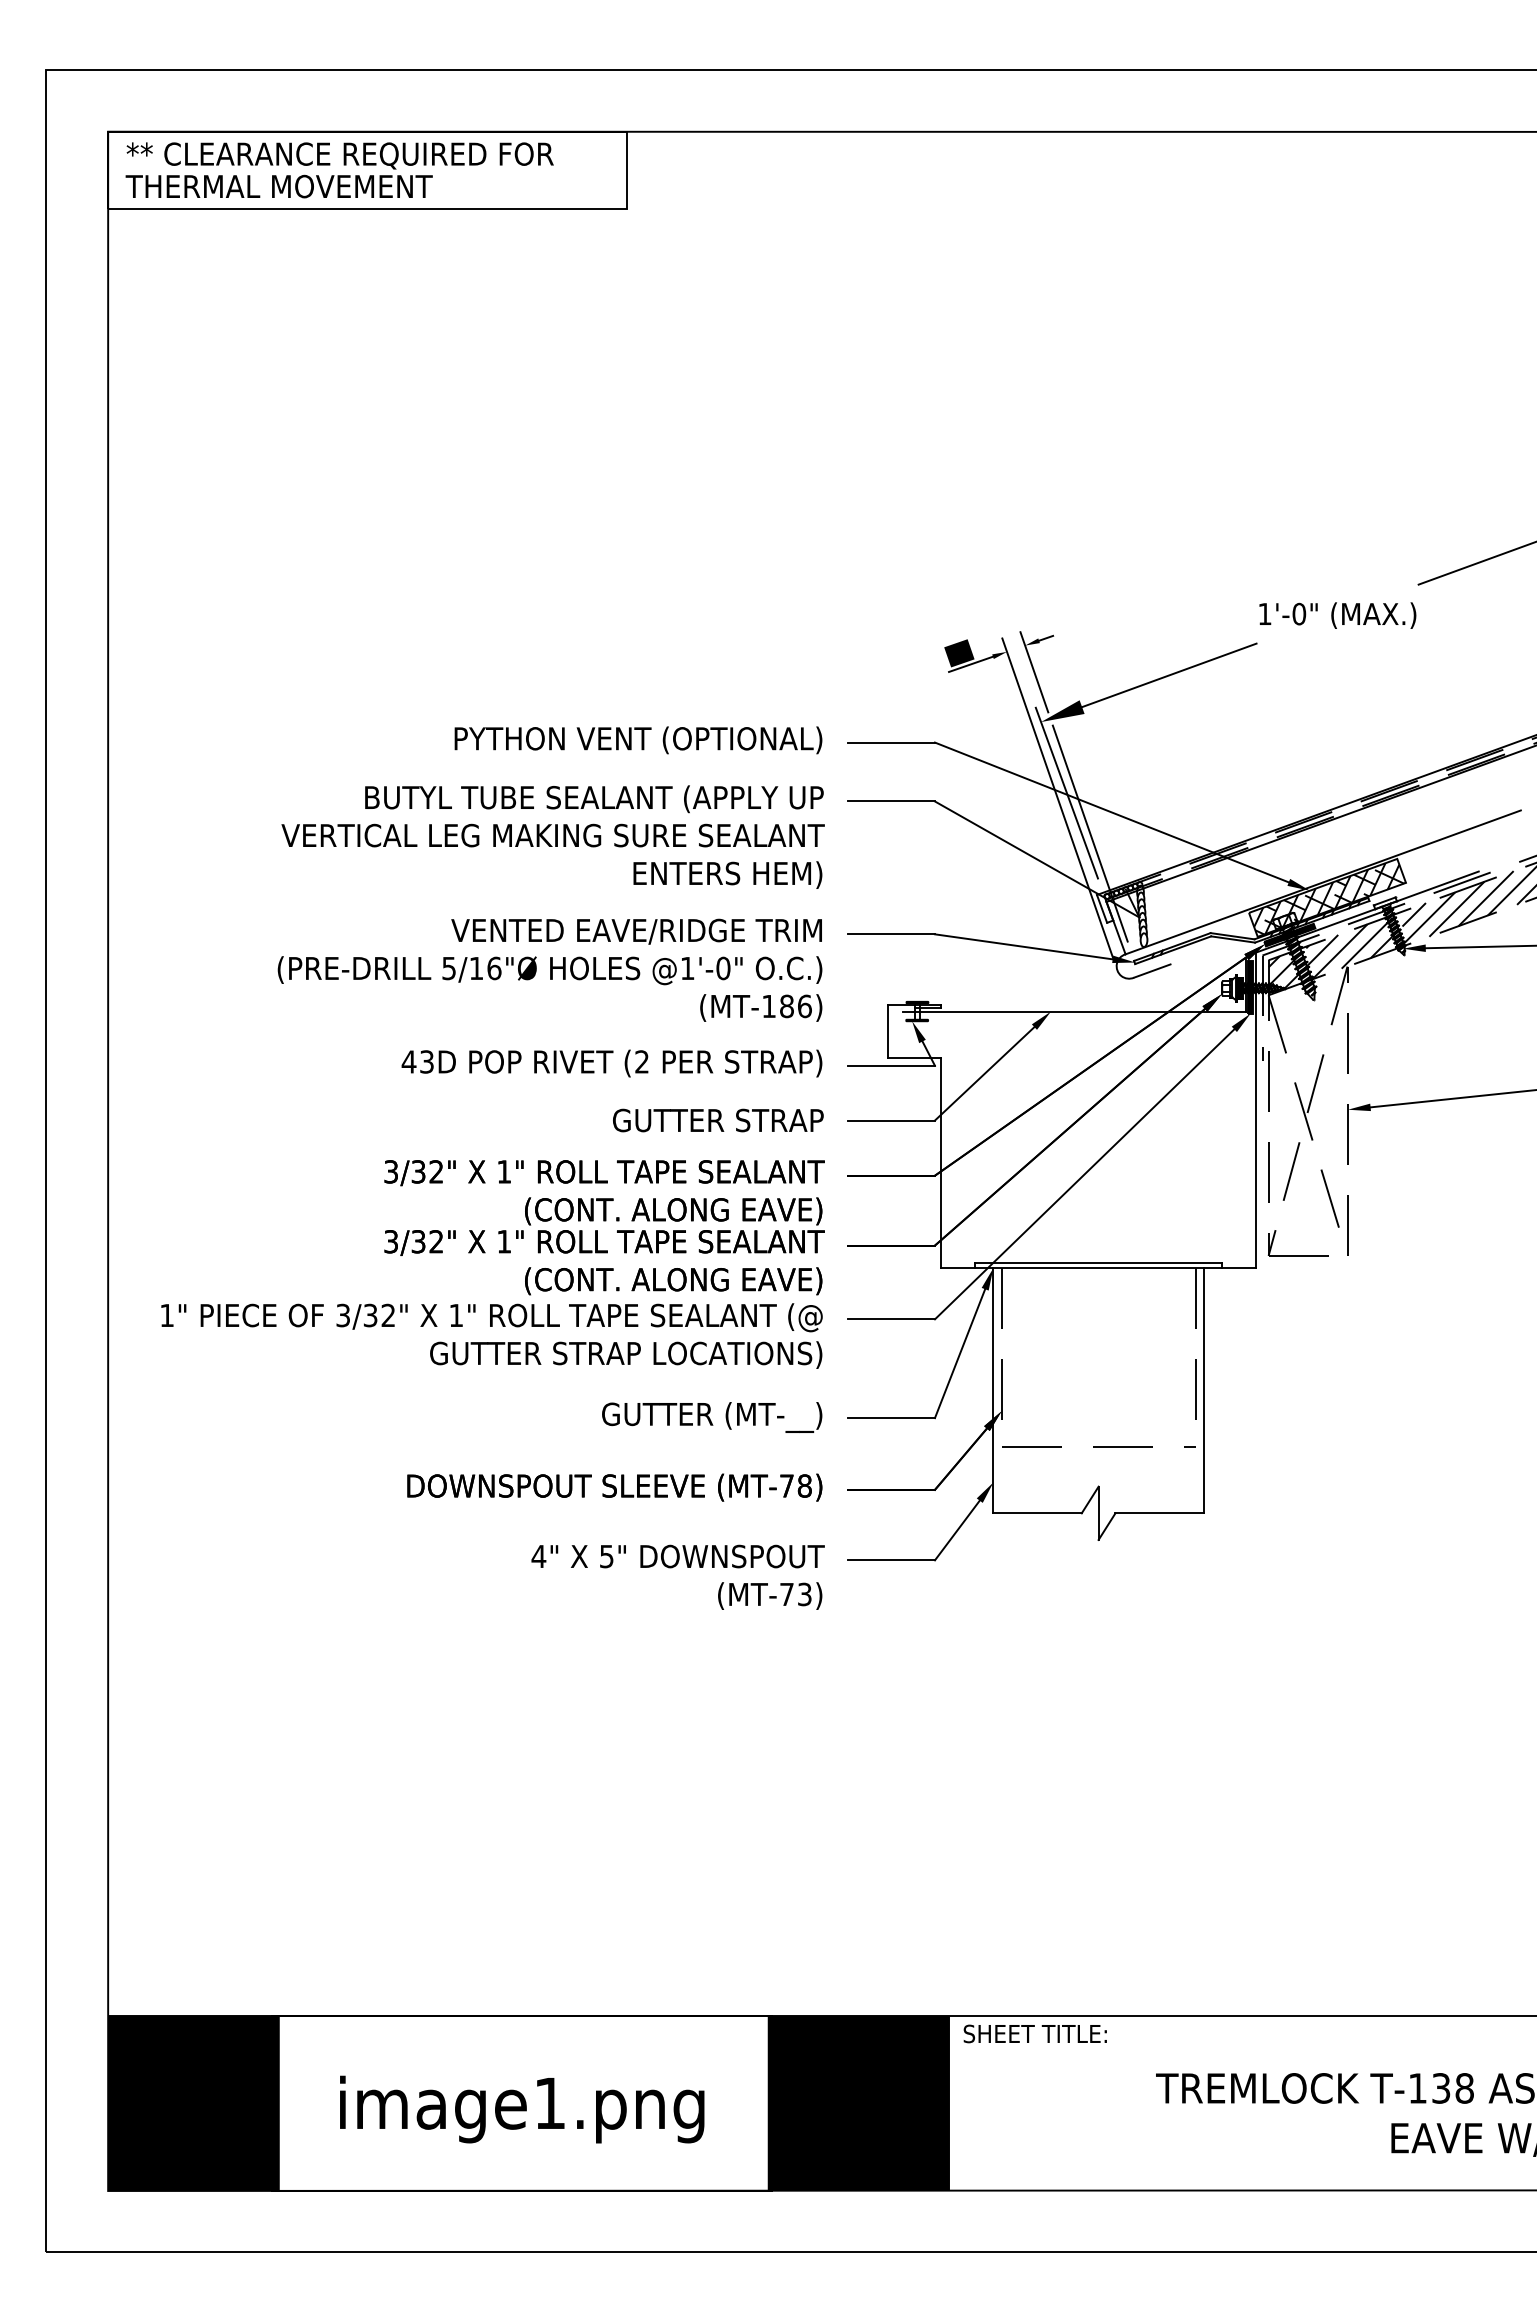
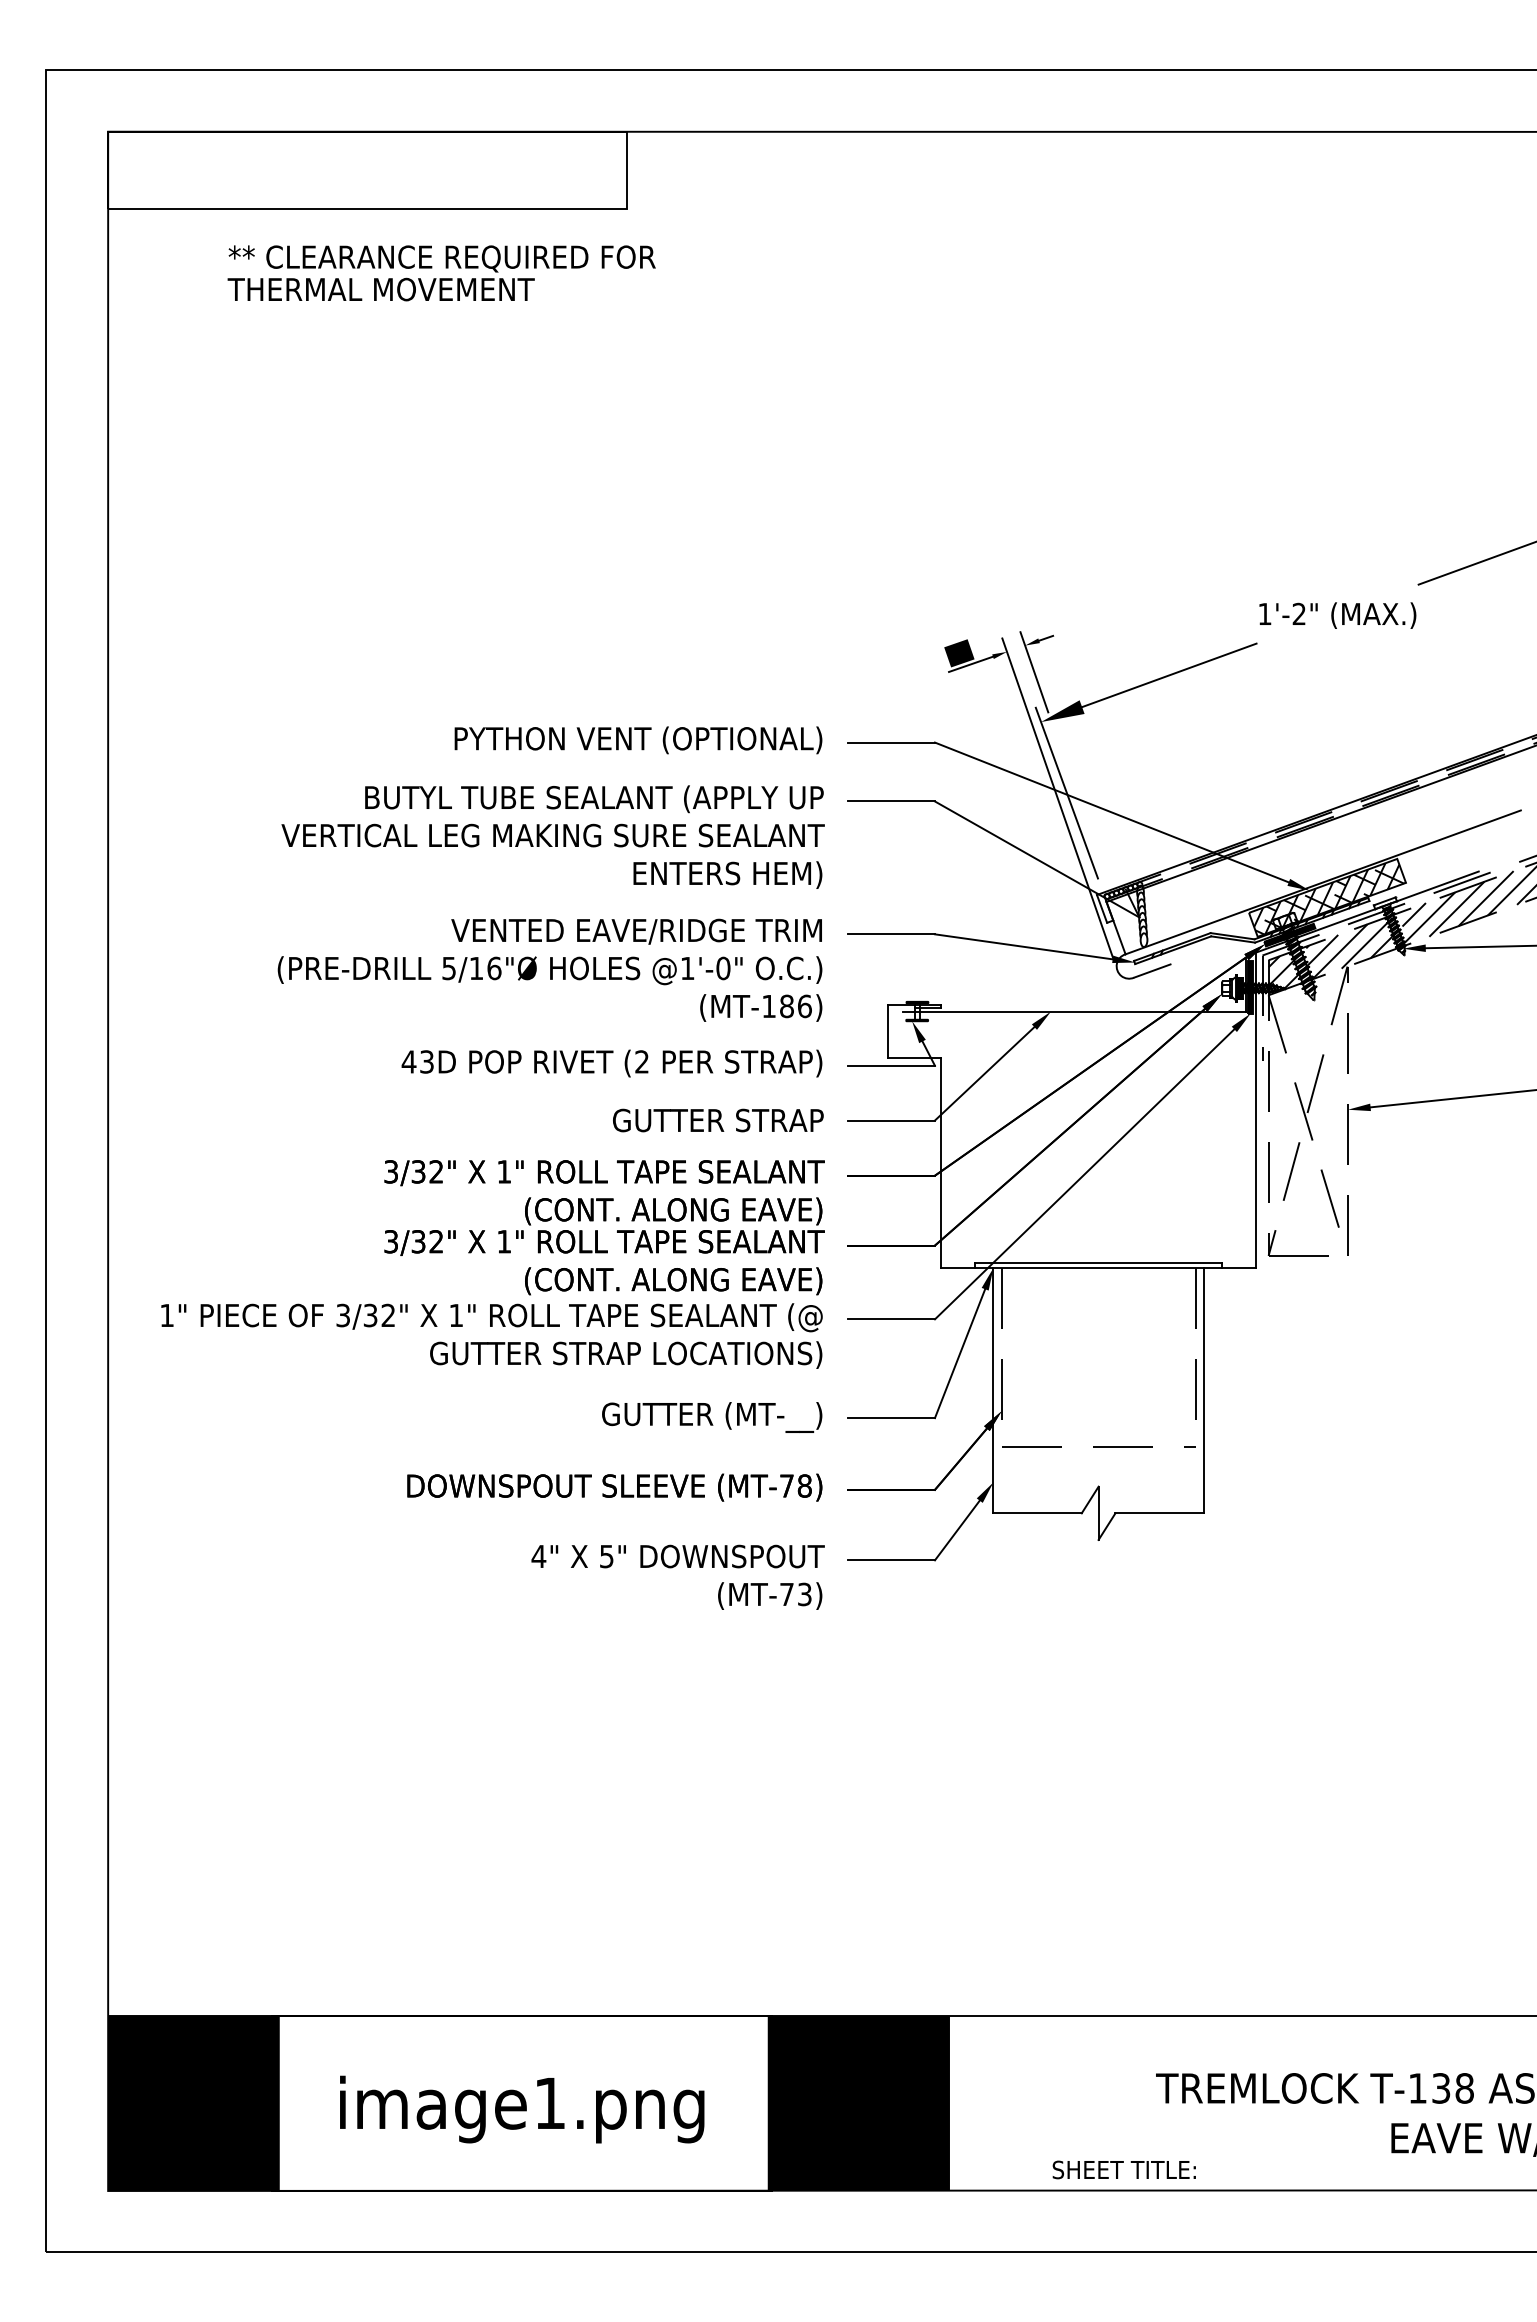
text position: (339, 170) -> (441, 273) (441, 273)
text: 1'-0" -> 1'-2" (1299, 613)
line: present -> none (1089, 833)
text position: (1034, 2033) -> (1123, 2169) (1123, 2169)
